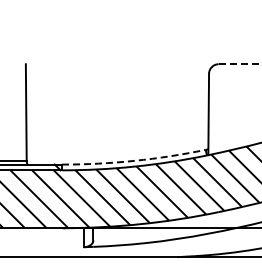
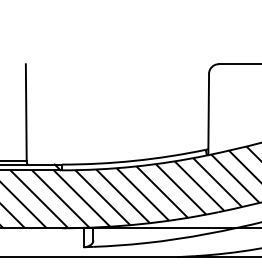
line: dashed -> solid (240, 64)
arc: dashed -> solid (134, 160)
